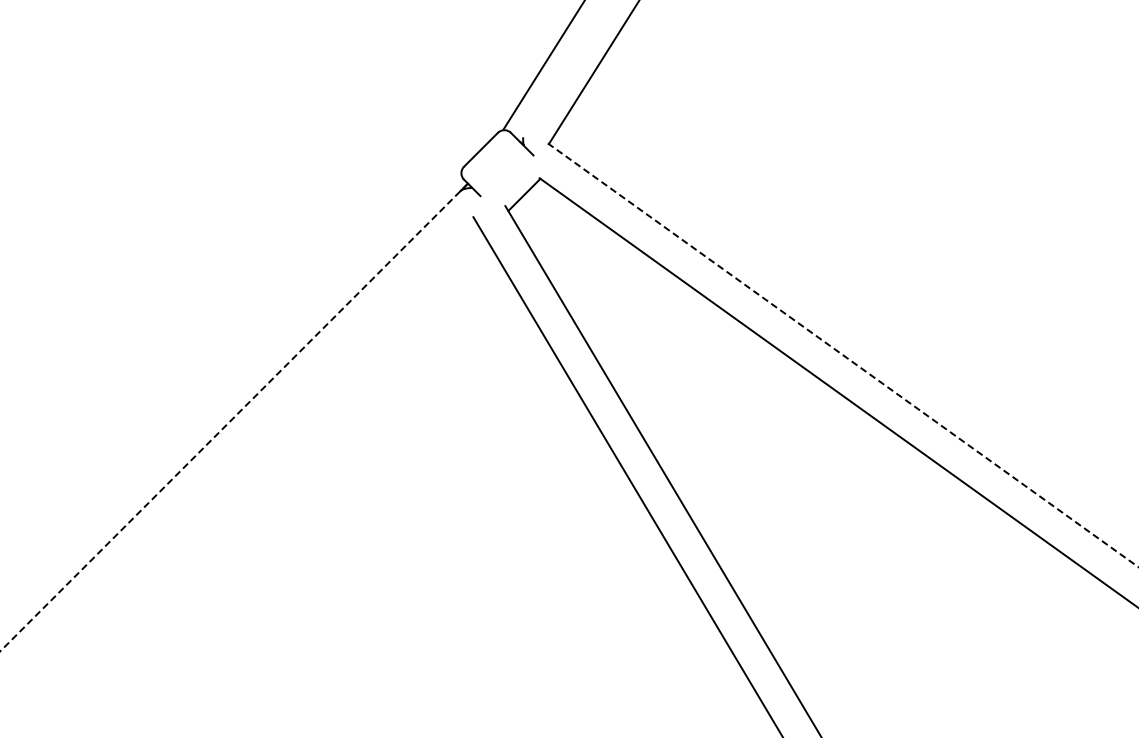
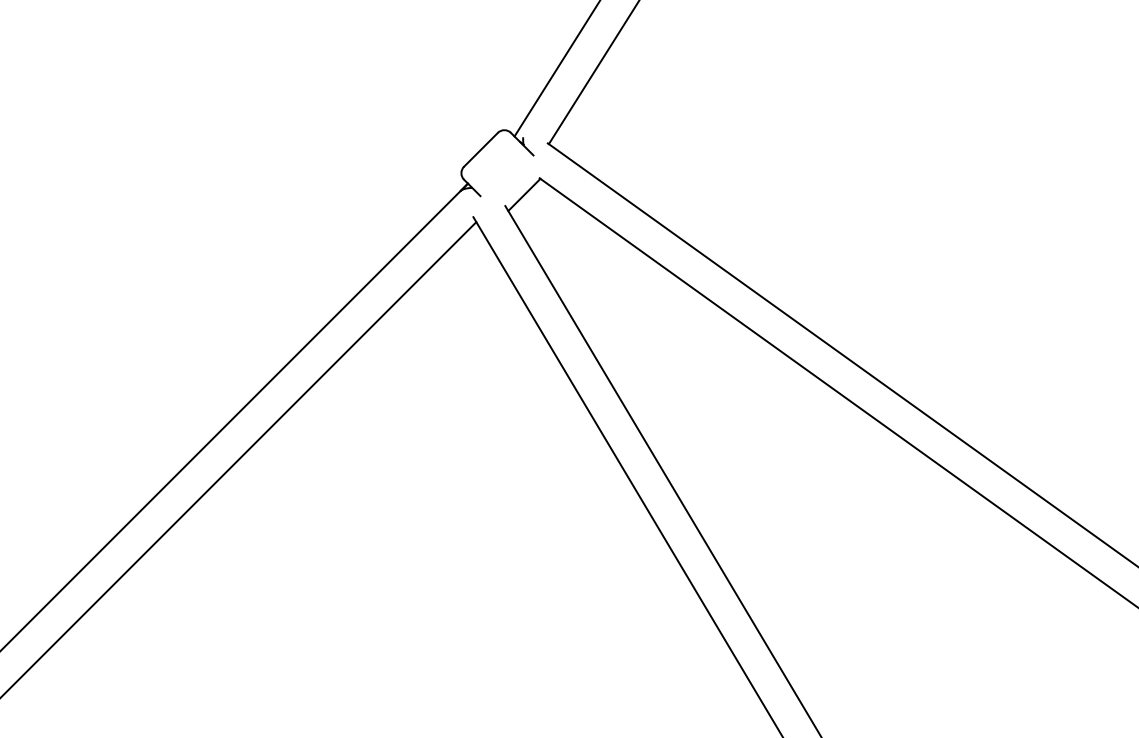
line position: (543, 65) -> (556, 69) (556, 69)
line: dashed -> solid (843, 355)
line: dashed -> solid (233, 417)
line: none -> present (239, 459)
